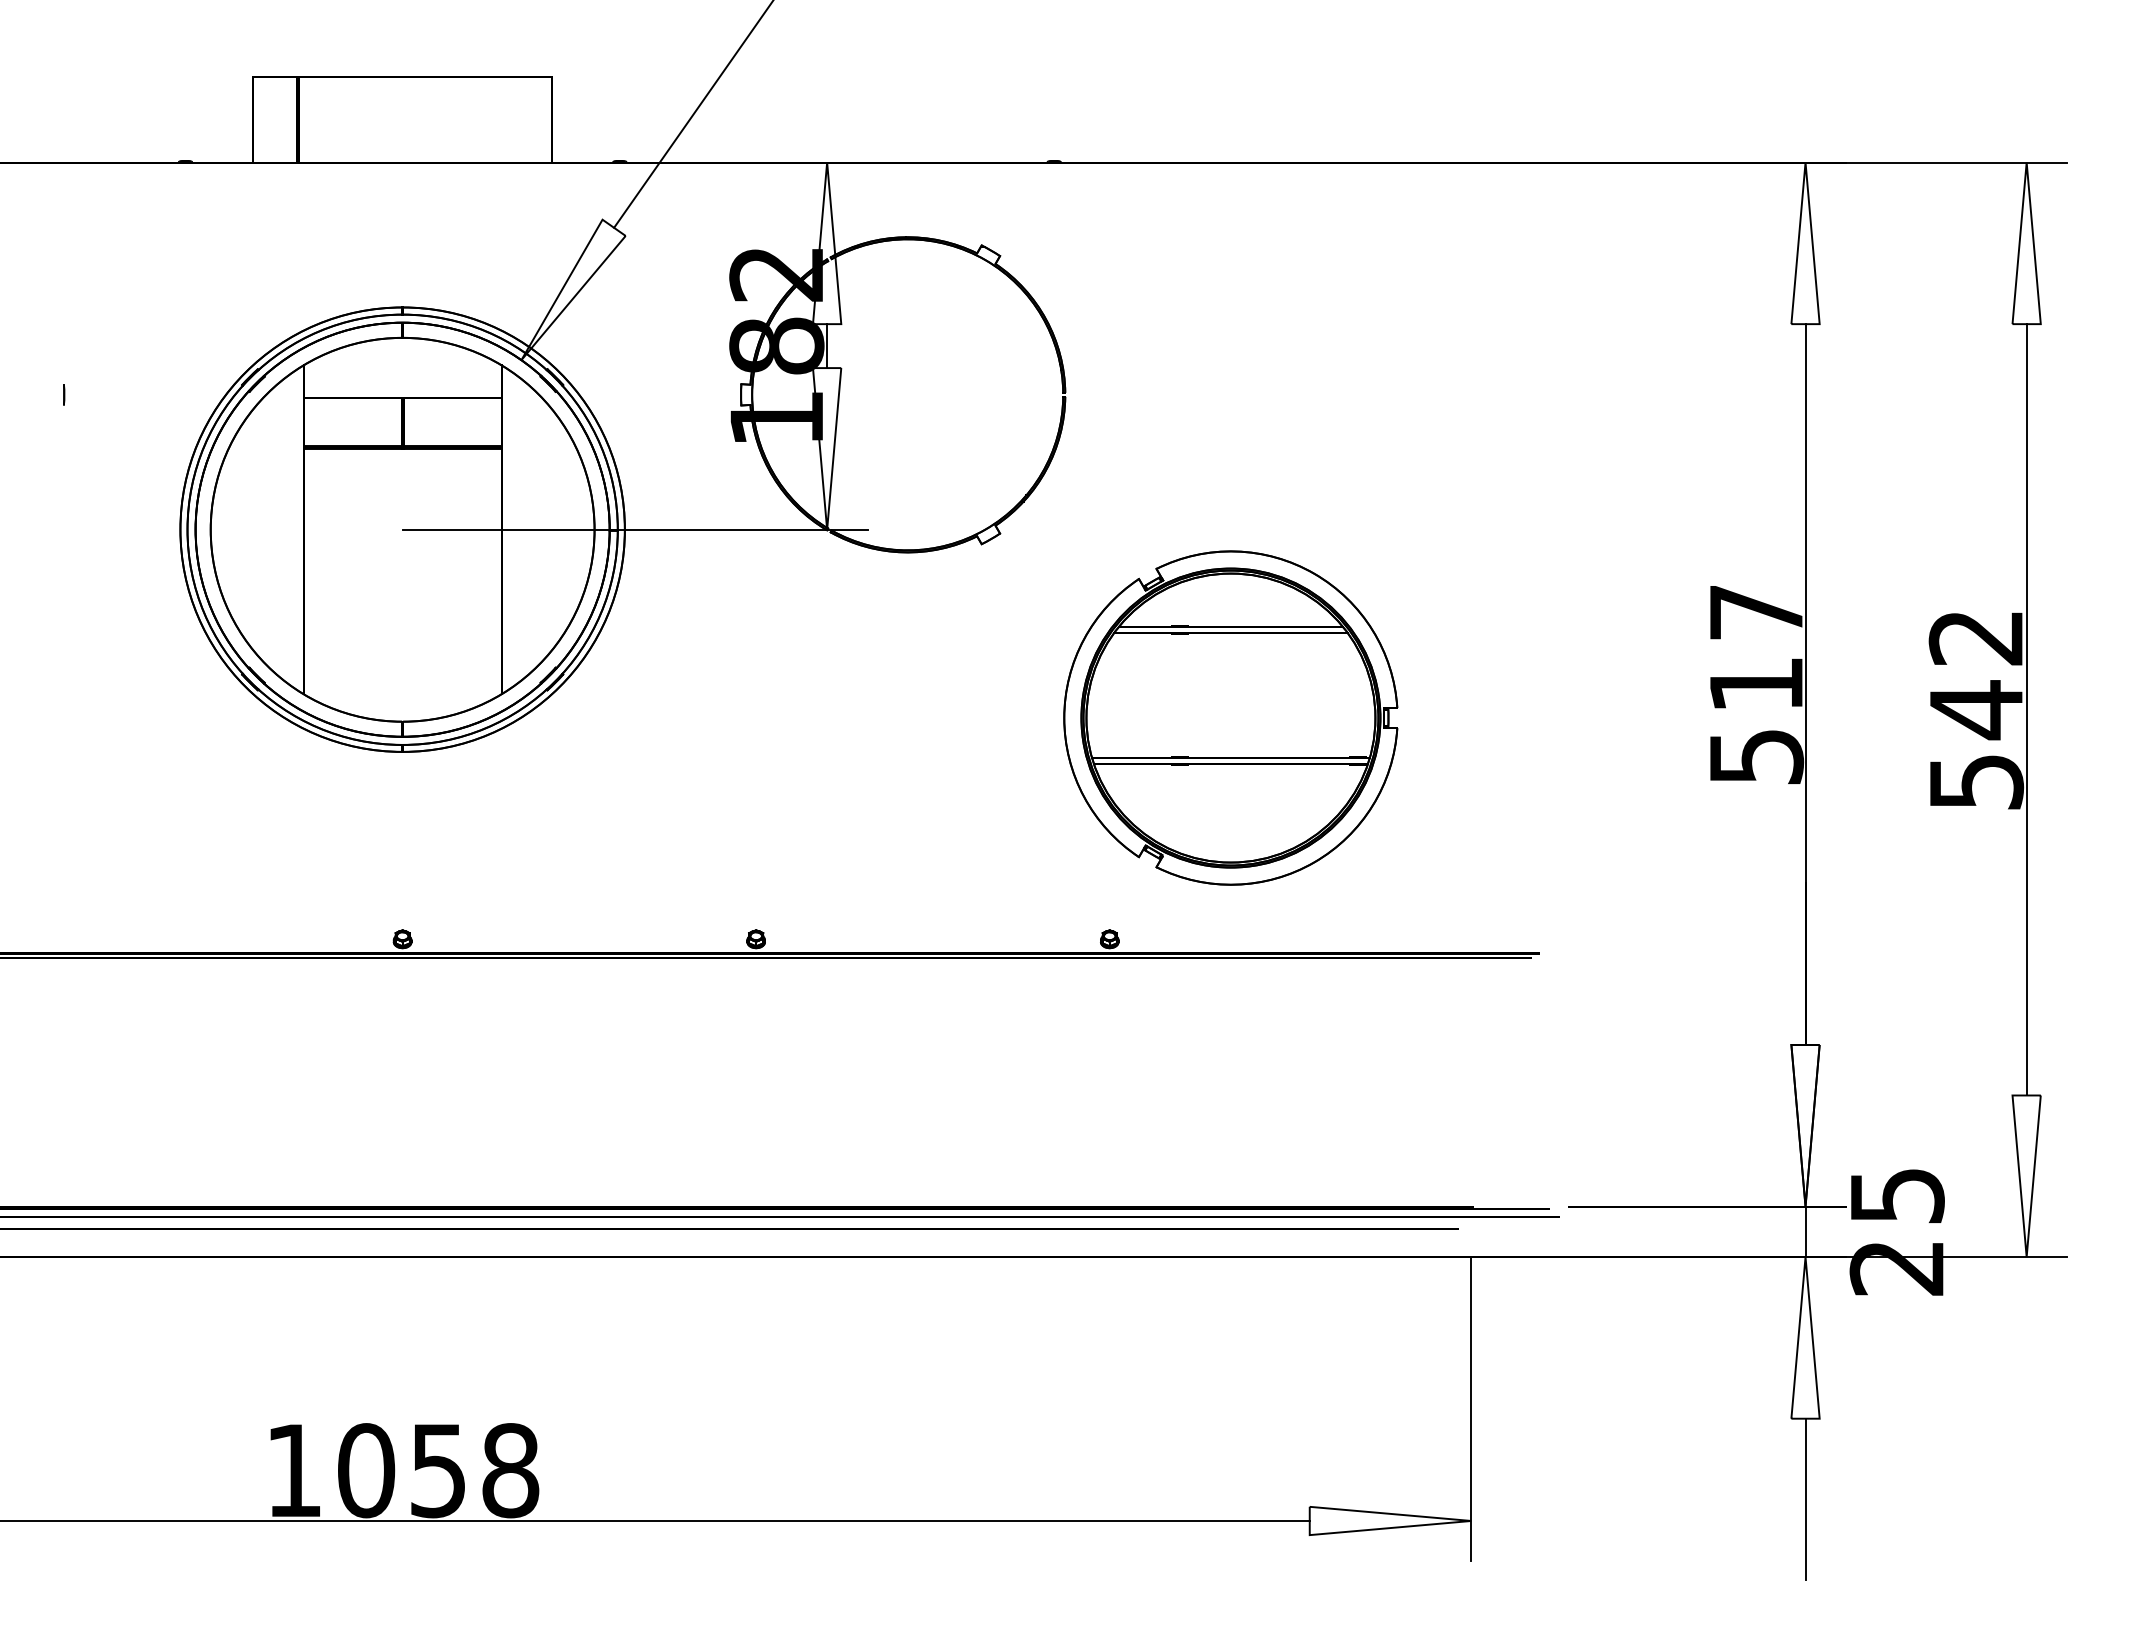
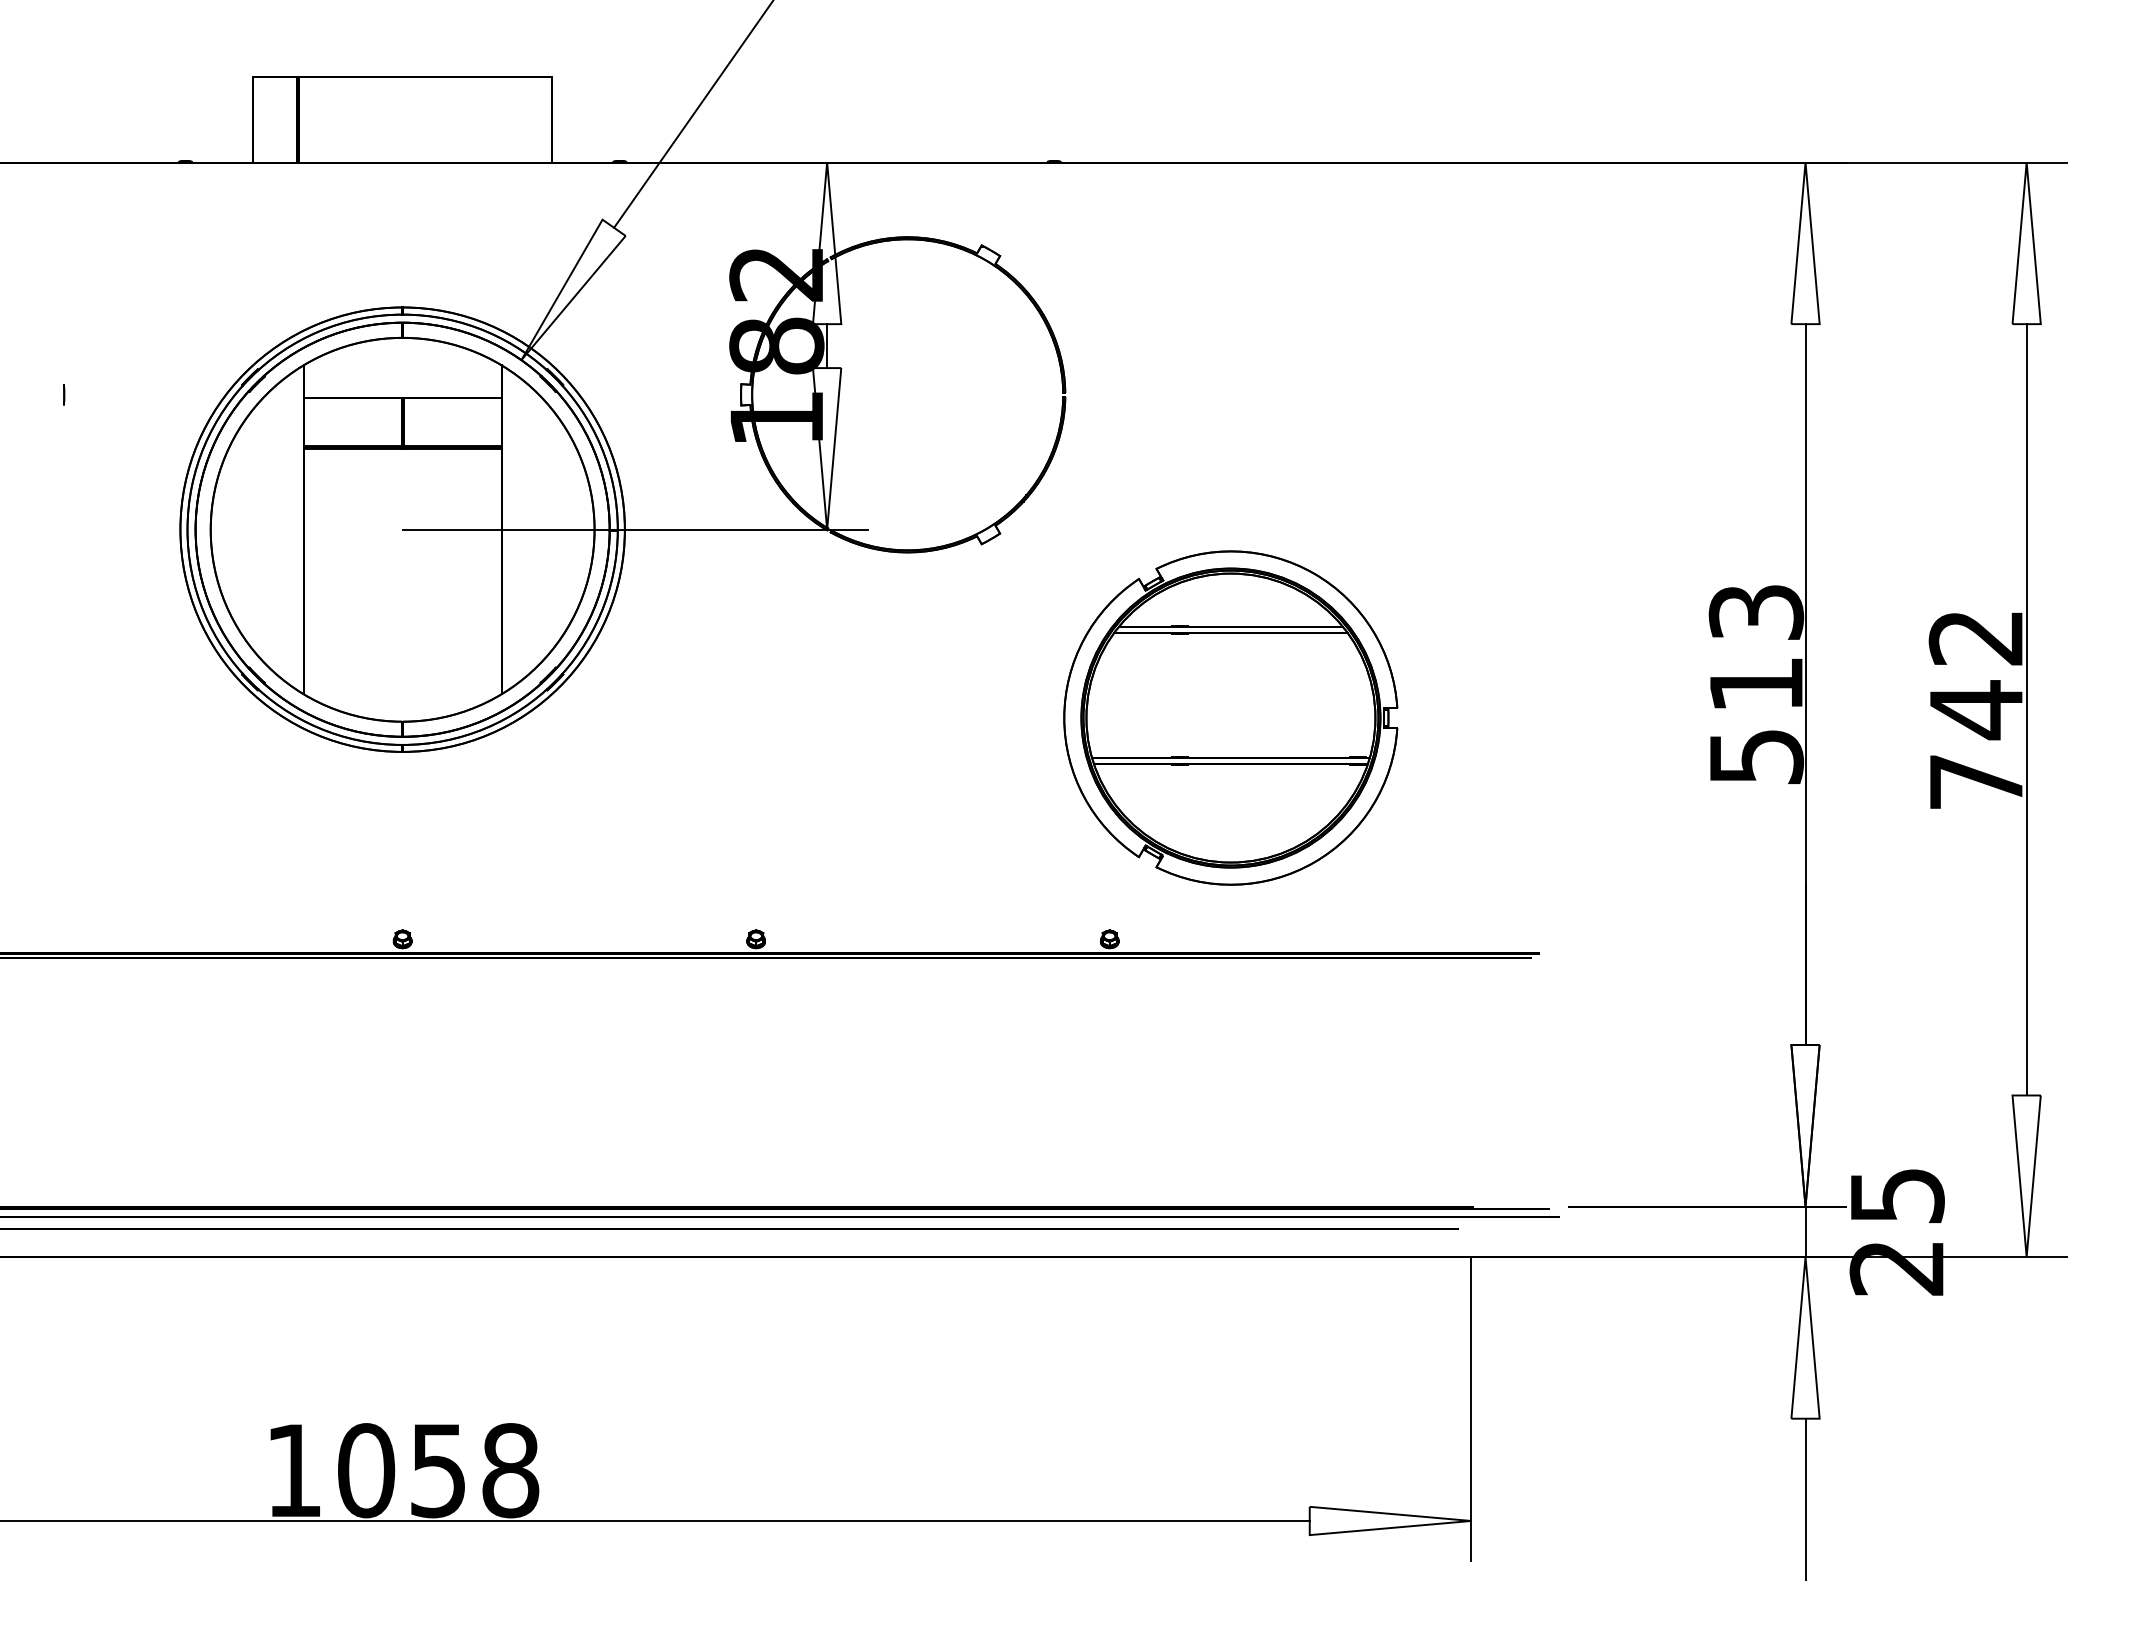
text: 517 -> 513 (1756, 612)
text: 542 -> 742 (1977, 782)
